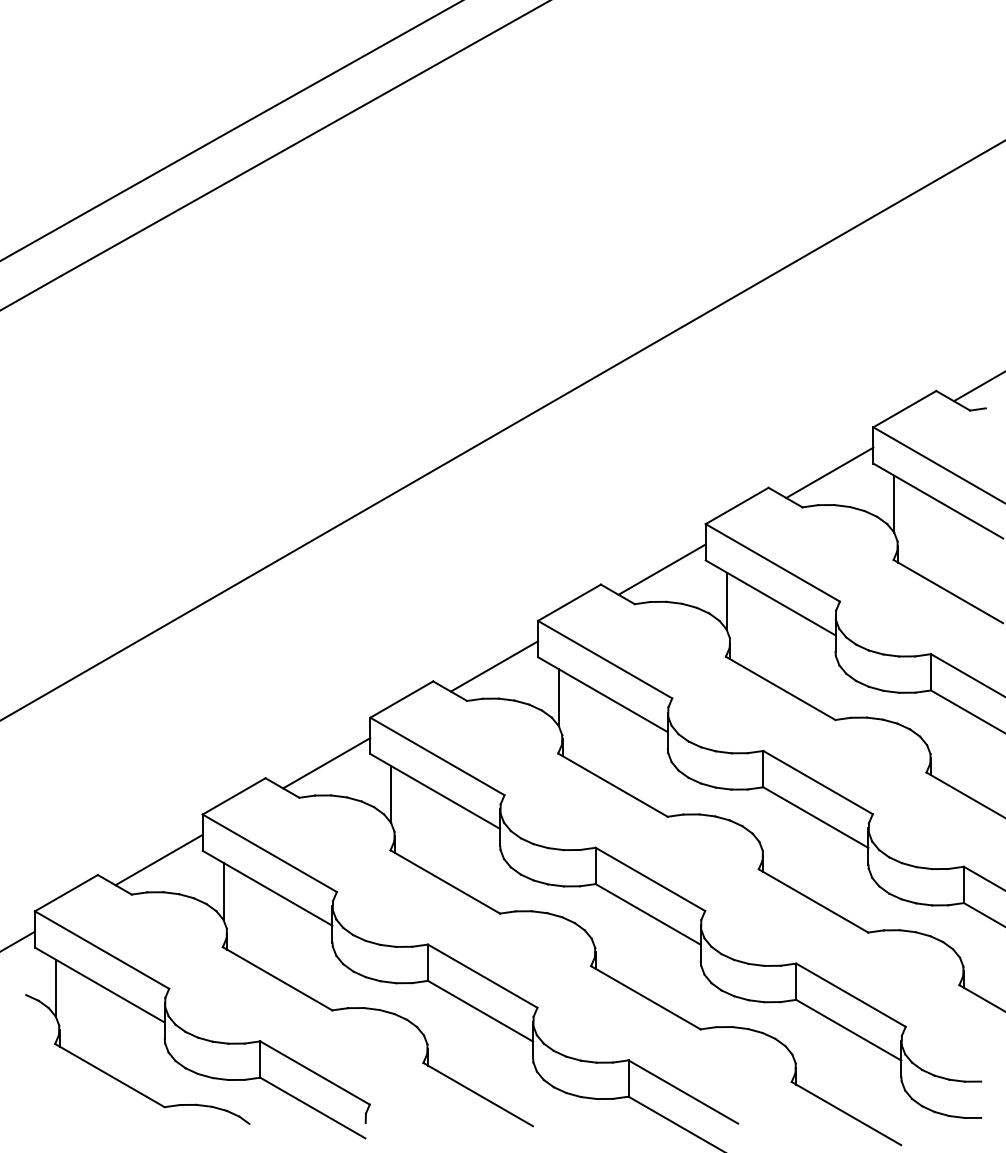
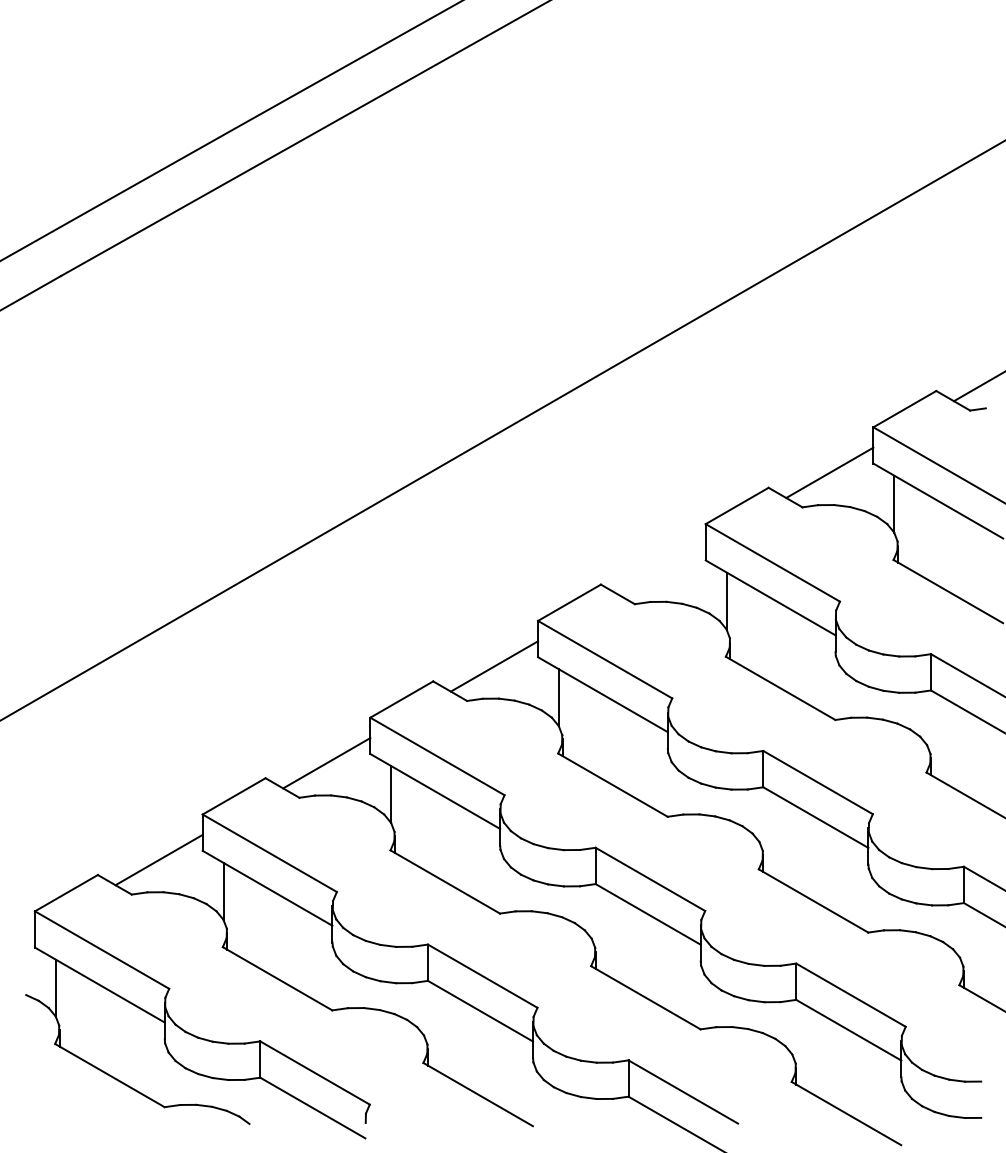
line: present -> none (661, 569)
line: present -> none (18, 940)
